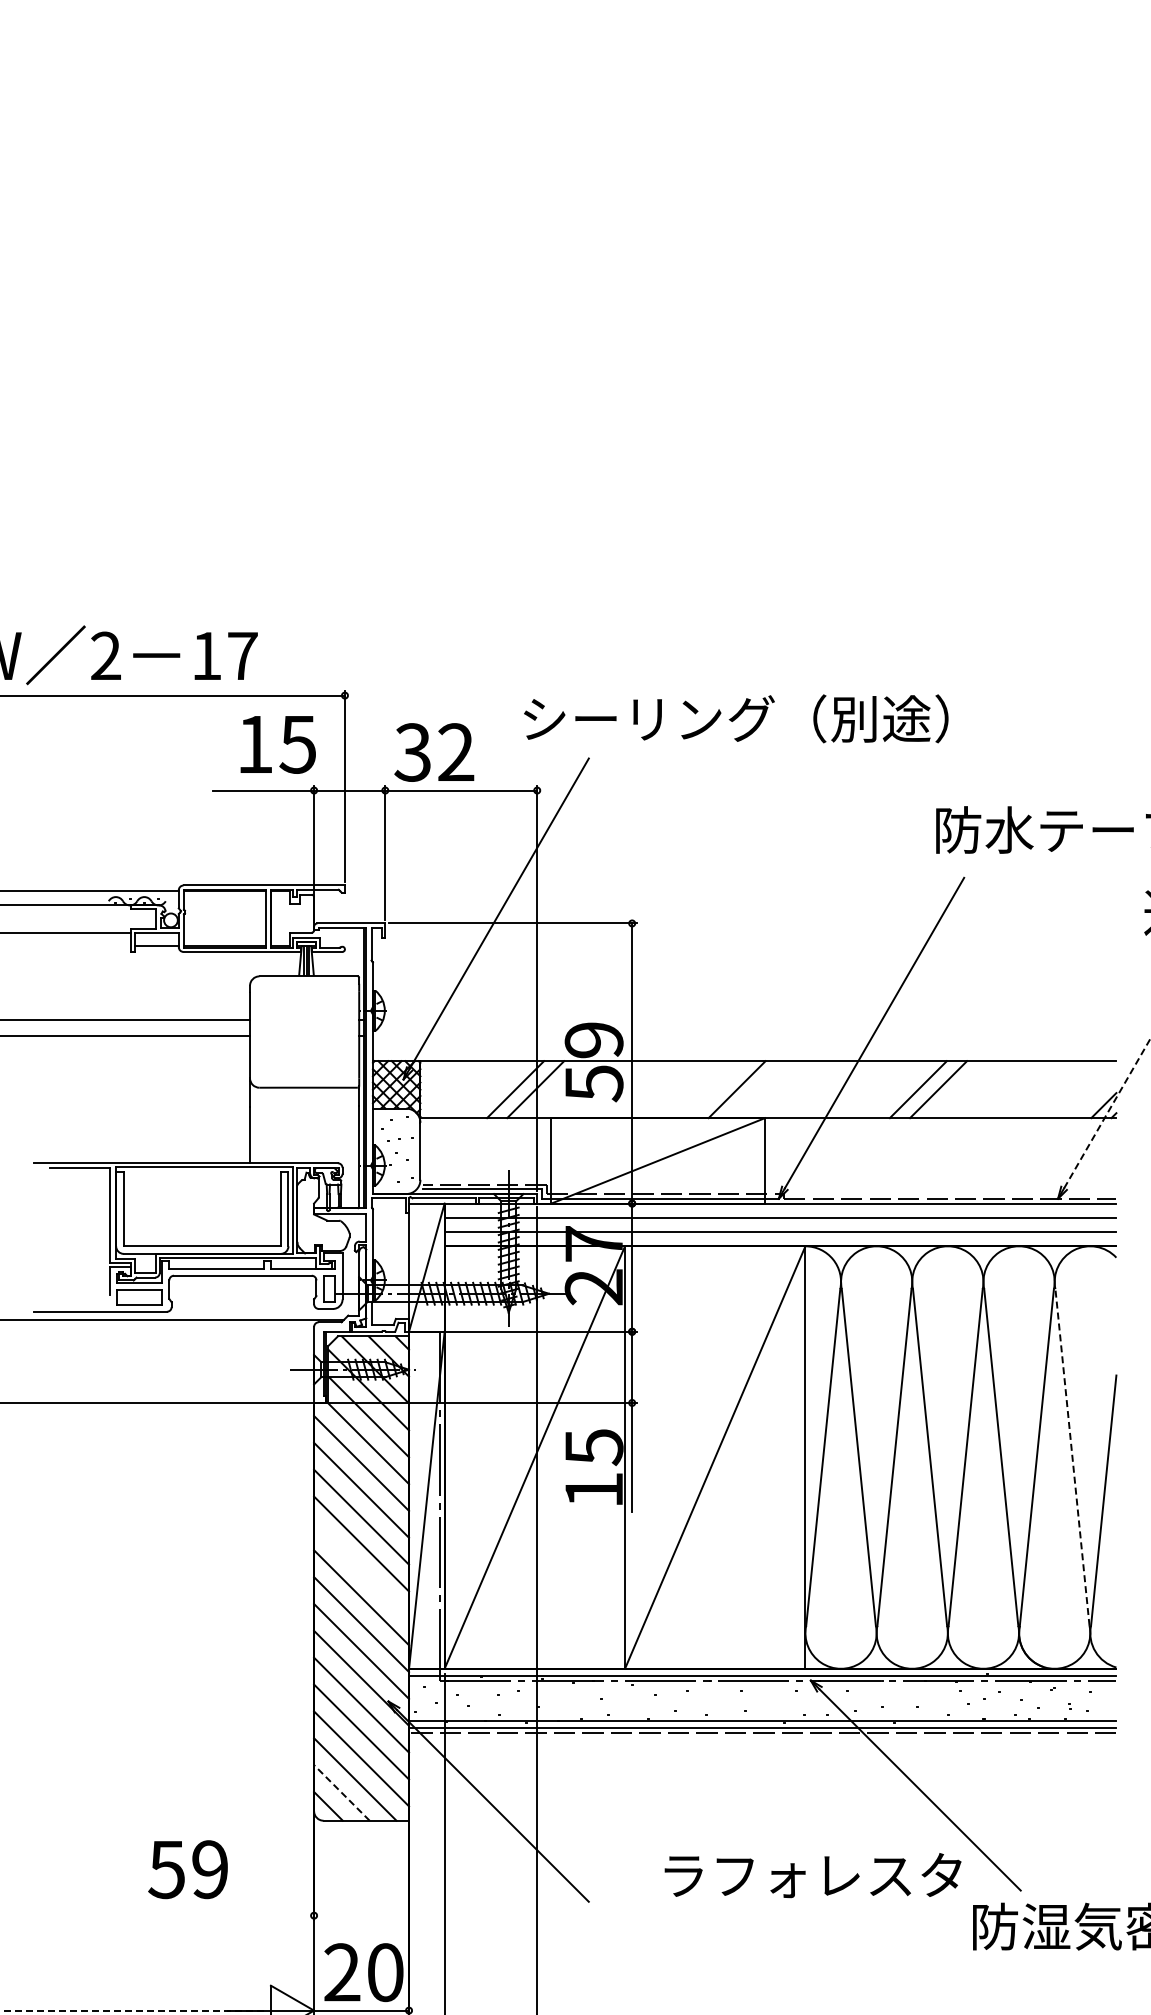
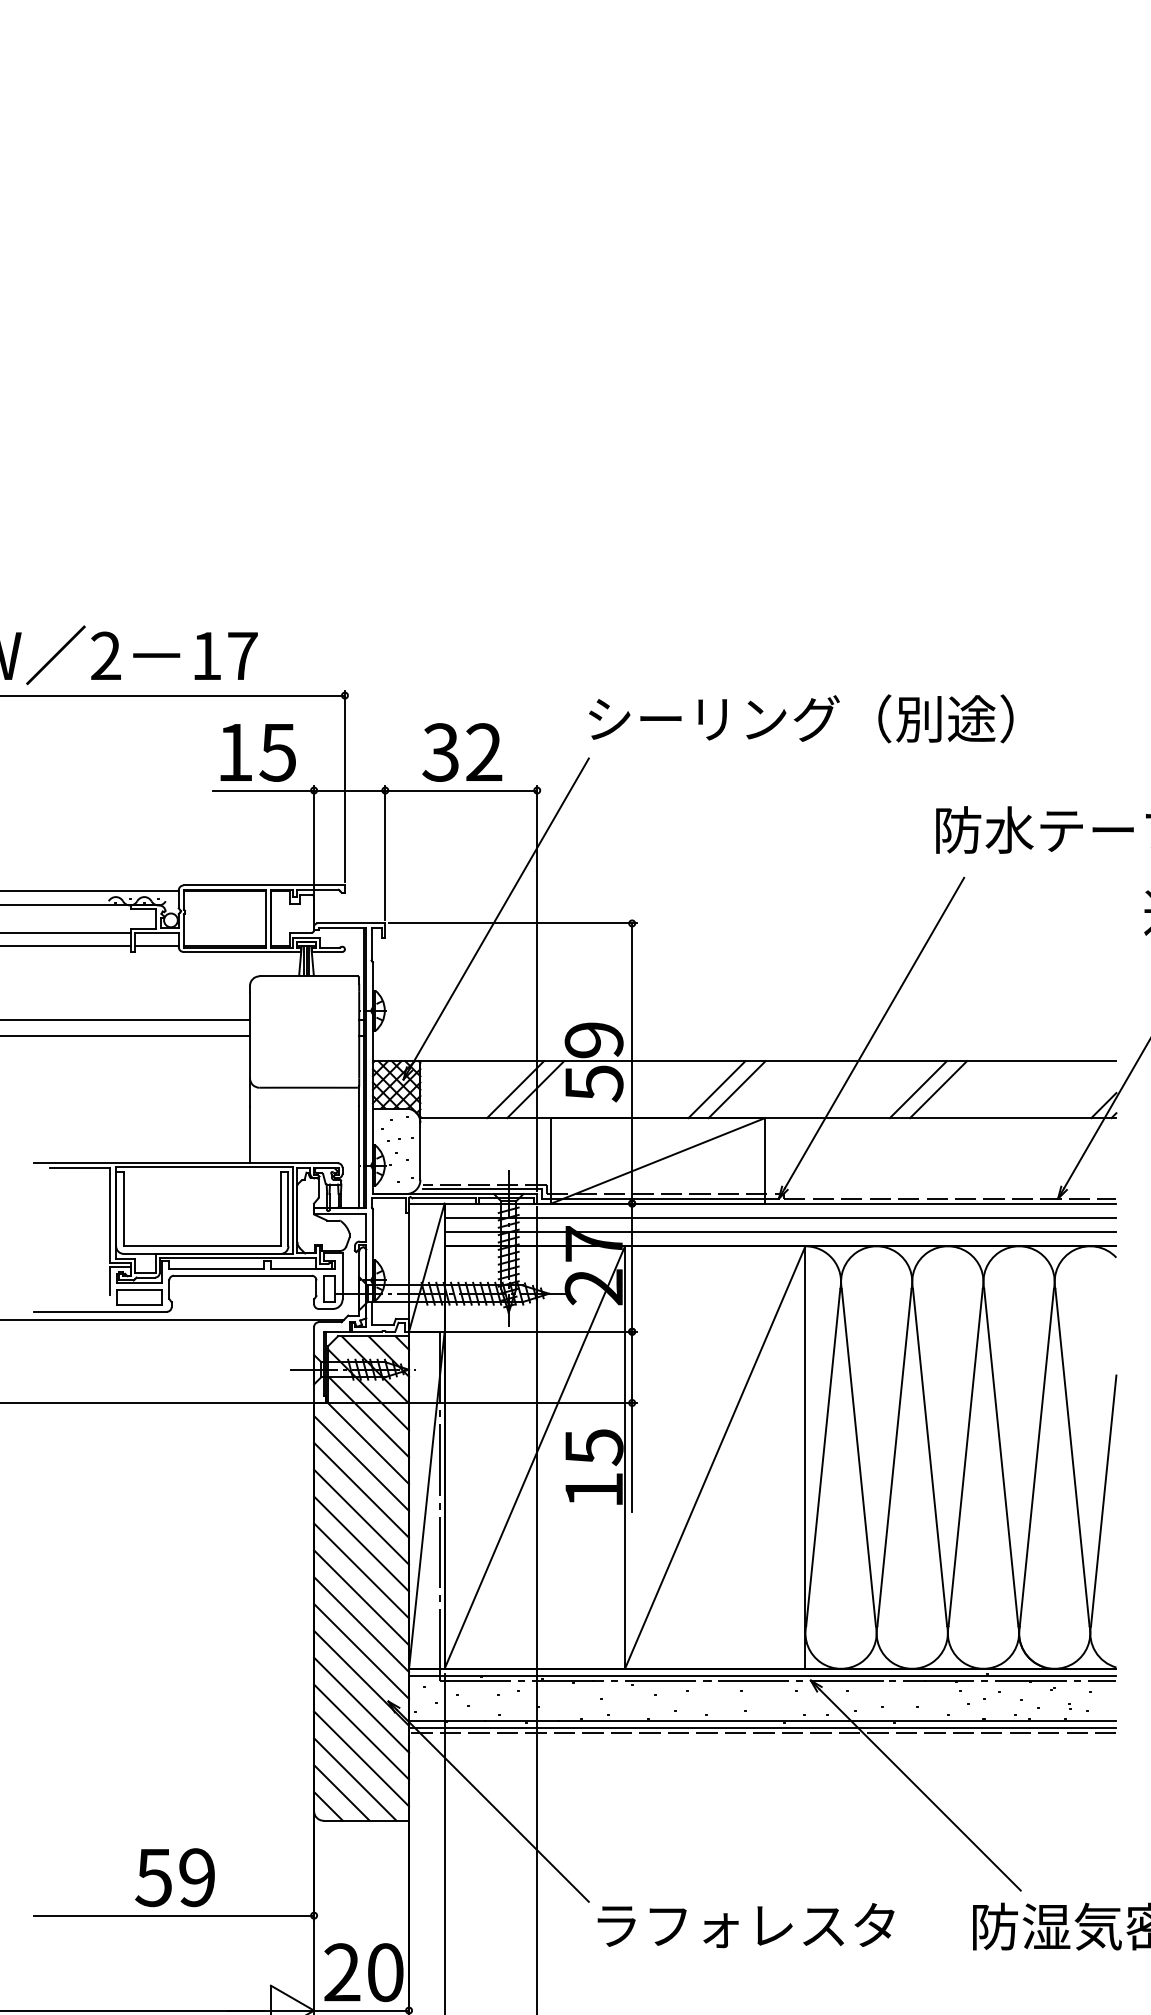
text position: (736, 718) -> (801, 718) (801, 718)
text position: (277, 744) -> (257, 752) (257, 752)
text position: (434, 752) -> (462, 752) (462, 752)
line: none -> present (66, 945)
line: none -> present (716, 1089)
line: dashed -> solid (1107, 1113)
line: dashed -> solid (1072, 1457)
line: none -> present (361, 1570)
line: dashed -> solid (341, 1792)
text position: (187, 1869) -> (174, 1877) (174, 1877)
text position: (812, 1875) -> (745, 1925) (745, 1925)
line: none -> present (174, 1915)
line: dashed -> solid (132, 2010)
